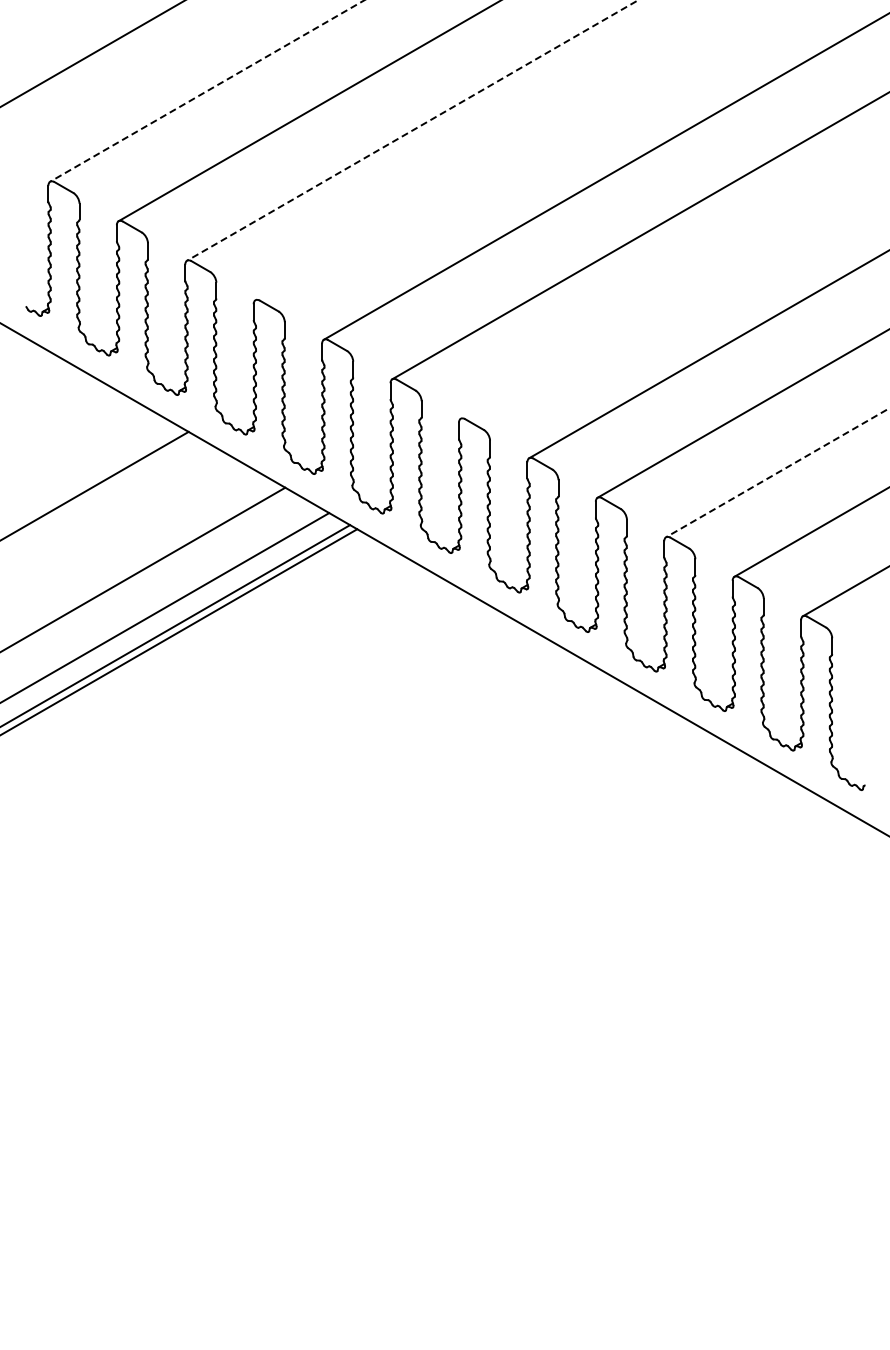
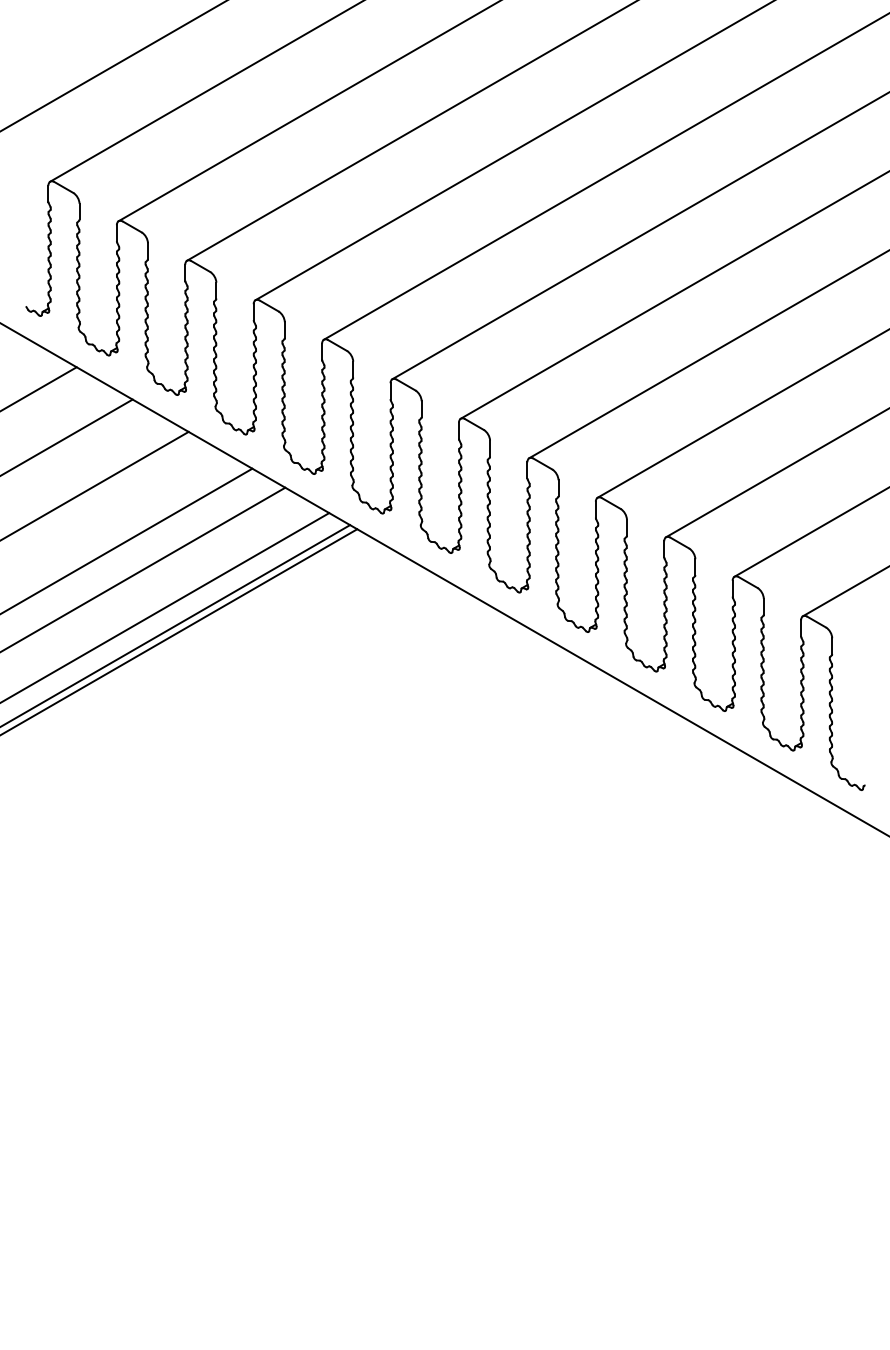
line position: (92, 54) -> (113, 66) (113, 66)
line: dashed -> solid (206, 91)
line: dashed -> solid (412, 130)
line: none -> present (513, 151)
line: none -> present (673, 295)
line: none -> present (39, 388)
line: none -> present (67, 436)
line: dashed -> solid (777, 472)
line: none -> present (127, 540)
